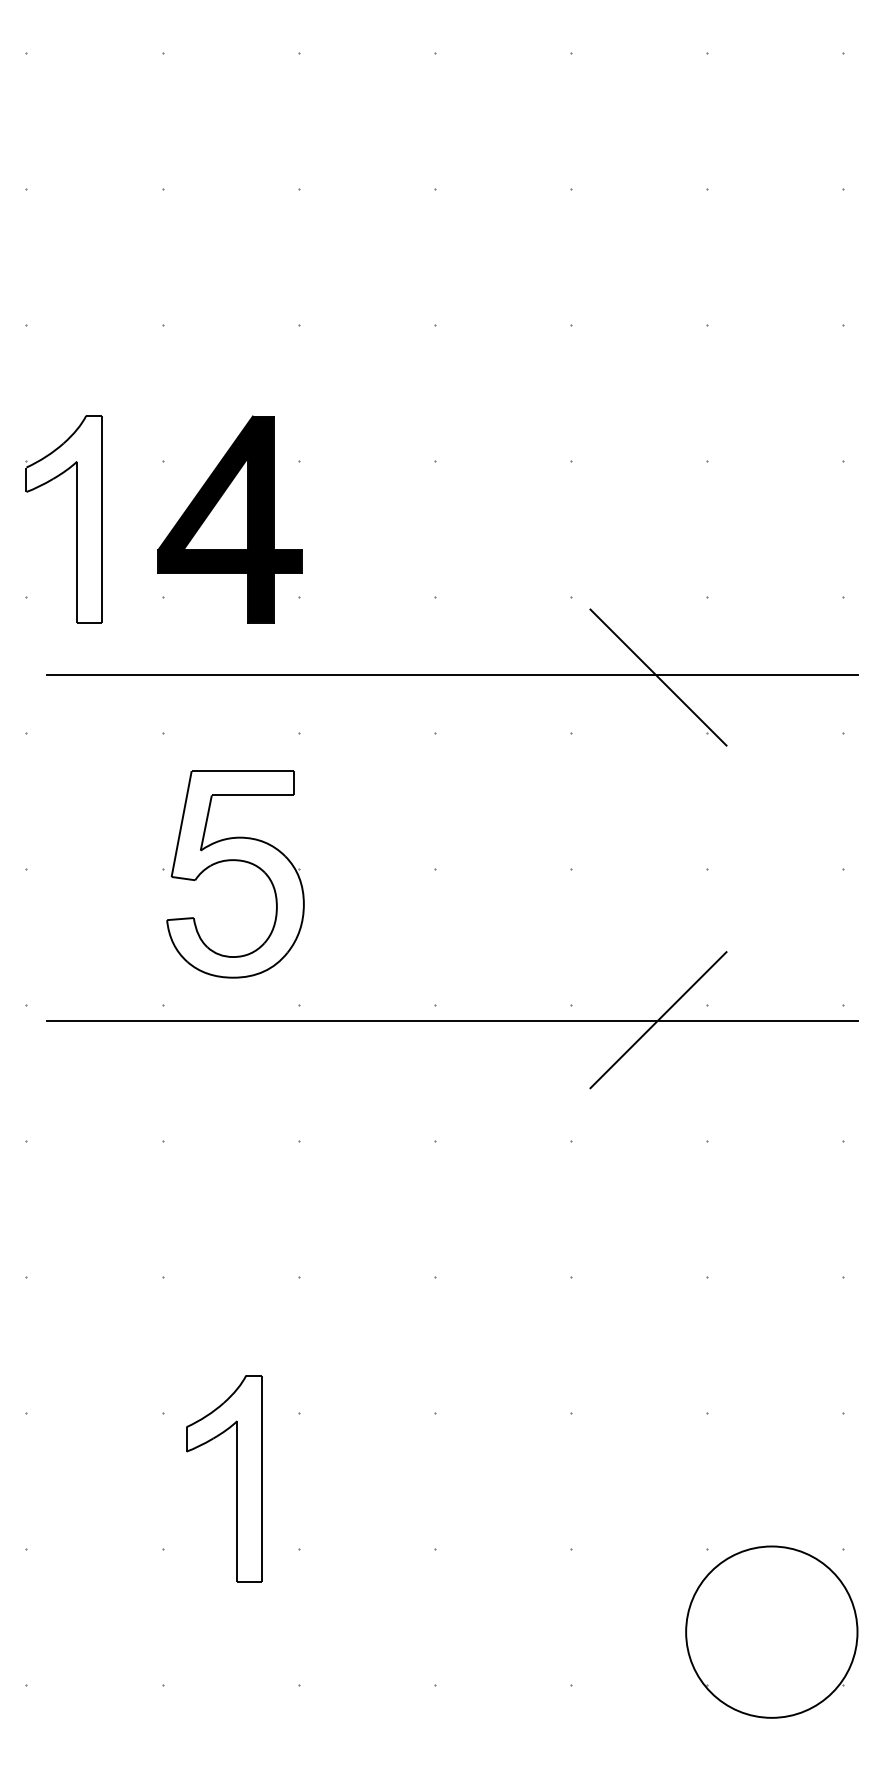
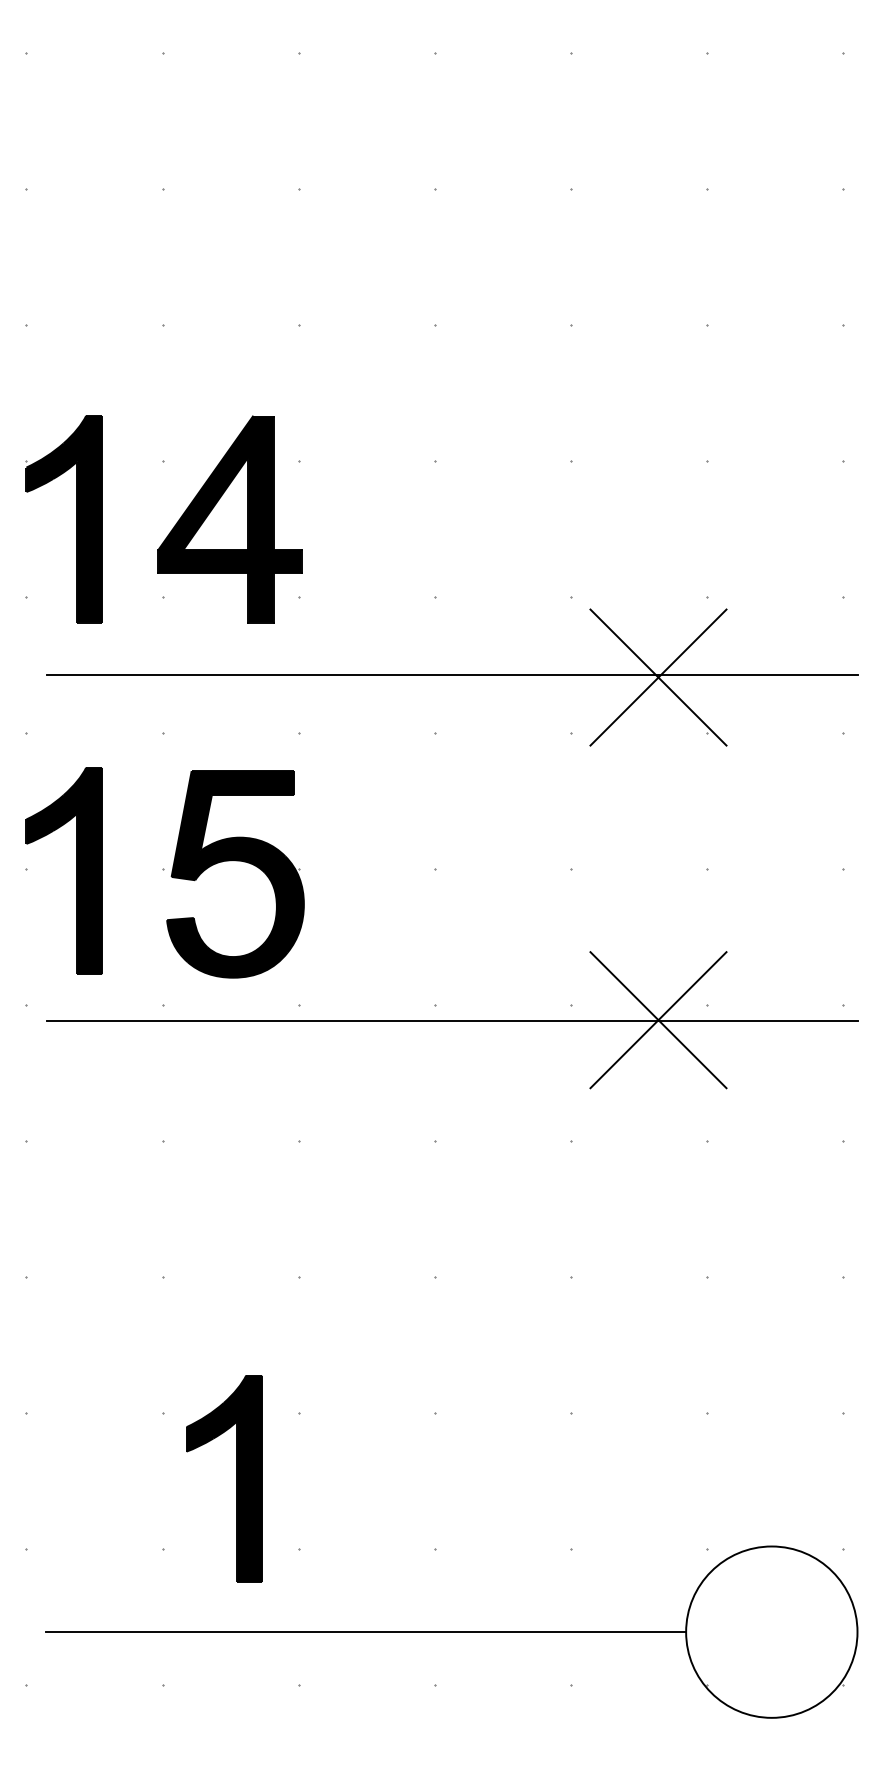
fill: none -> present (64, 518)
line: none -> present (658, 677)
part: none -> present (76, 870)
fill: none -> present (235, 874)
line: none -> present (658, 1020)
fill: none -> present (224, 1478)
line: none -> present (366, 1632)
